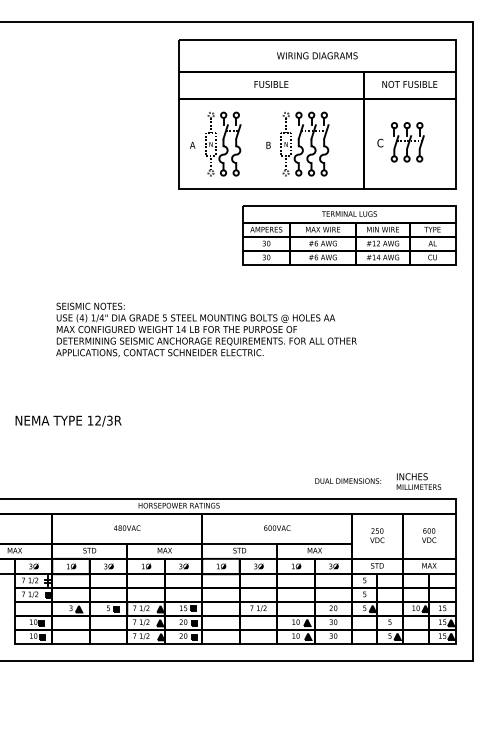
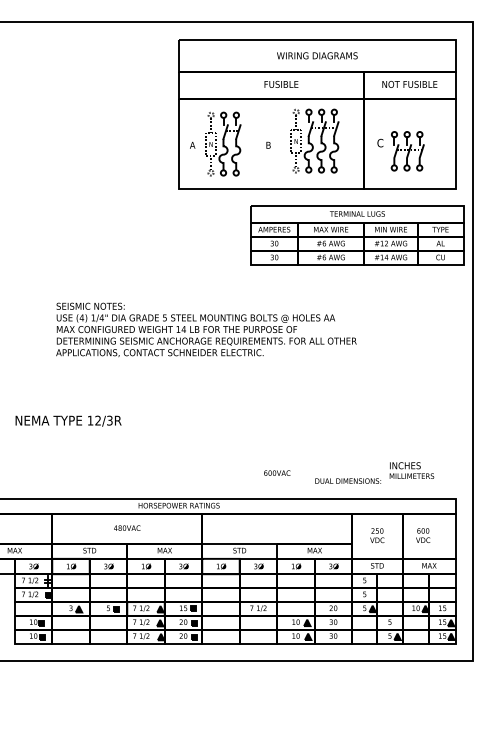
text position: (271, 84) -> (281, 84) (281, 84)
part position: (407, 142) -> (407, 151) (407, 151)
part position: (304, 143) -> (314, 140) (314, 140)
part position: (349, 235) -> (357, 235) (357, 235)
text position: (418, 481) -> (411, 470) (411, 470)
text position: (277, 527) -> (277, 472) (277, 472)
text position: (429, 535) -> (423, 535) (423, 535)
